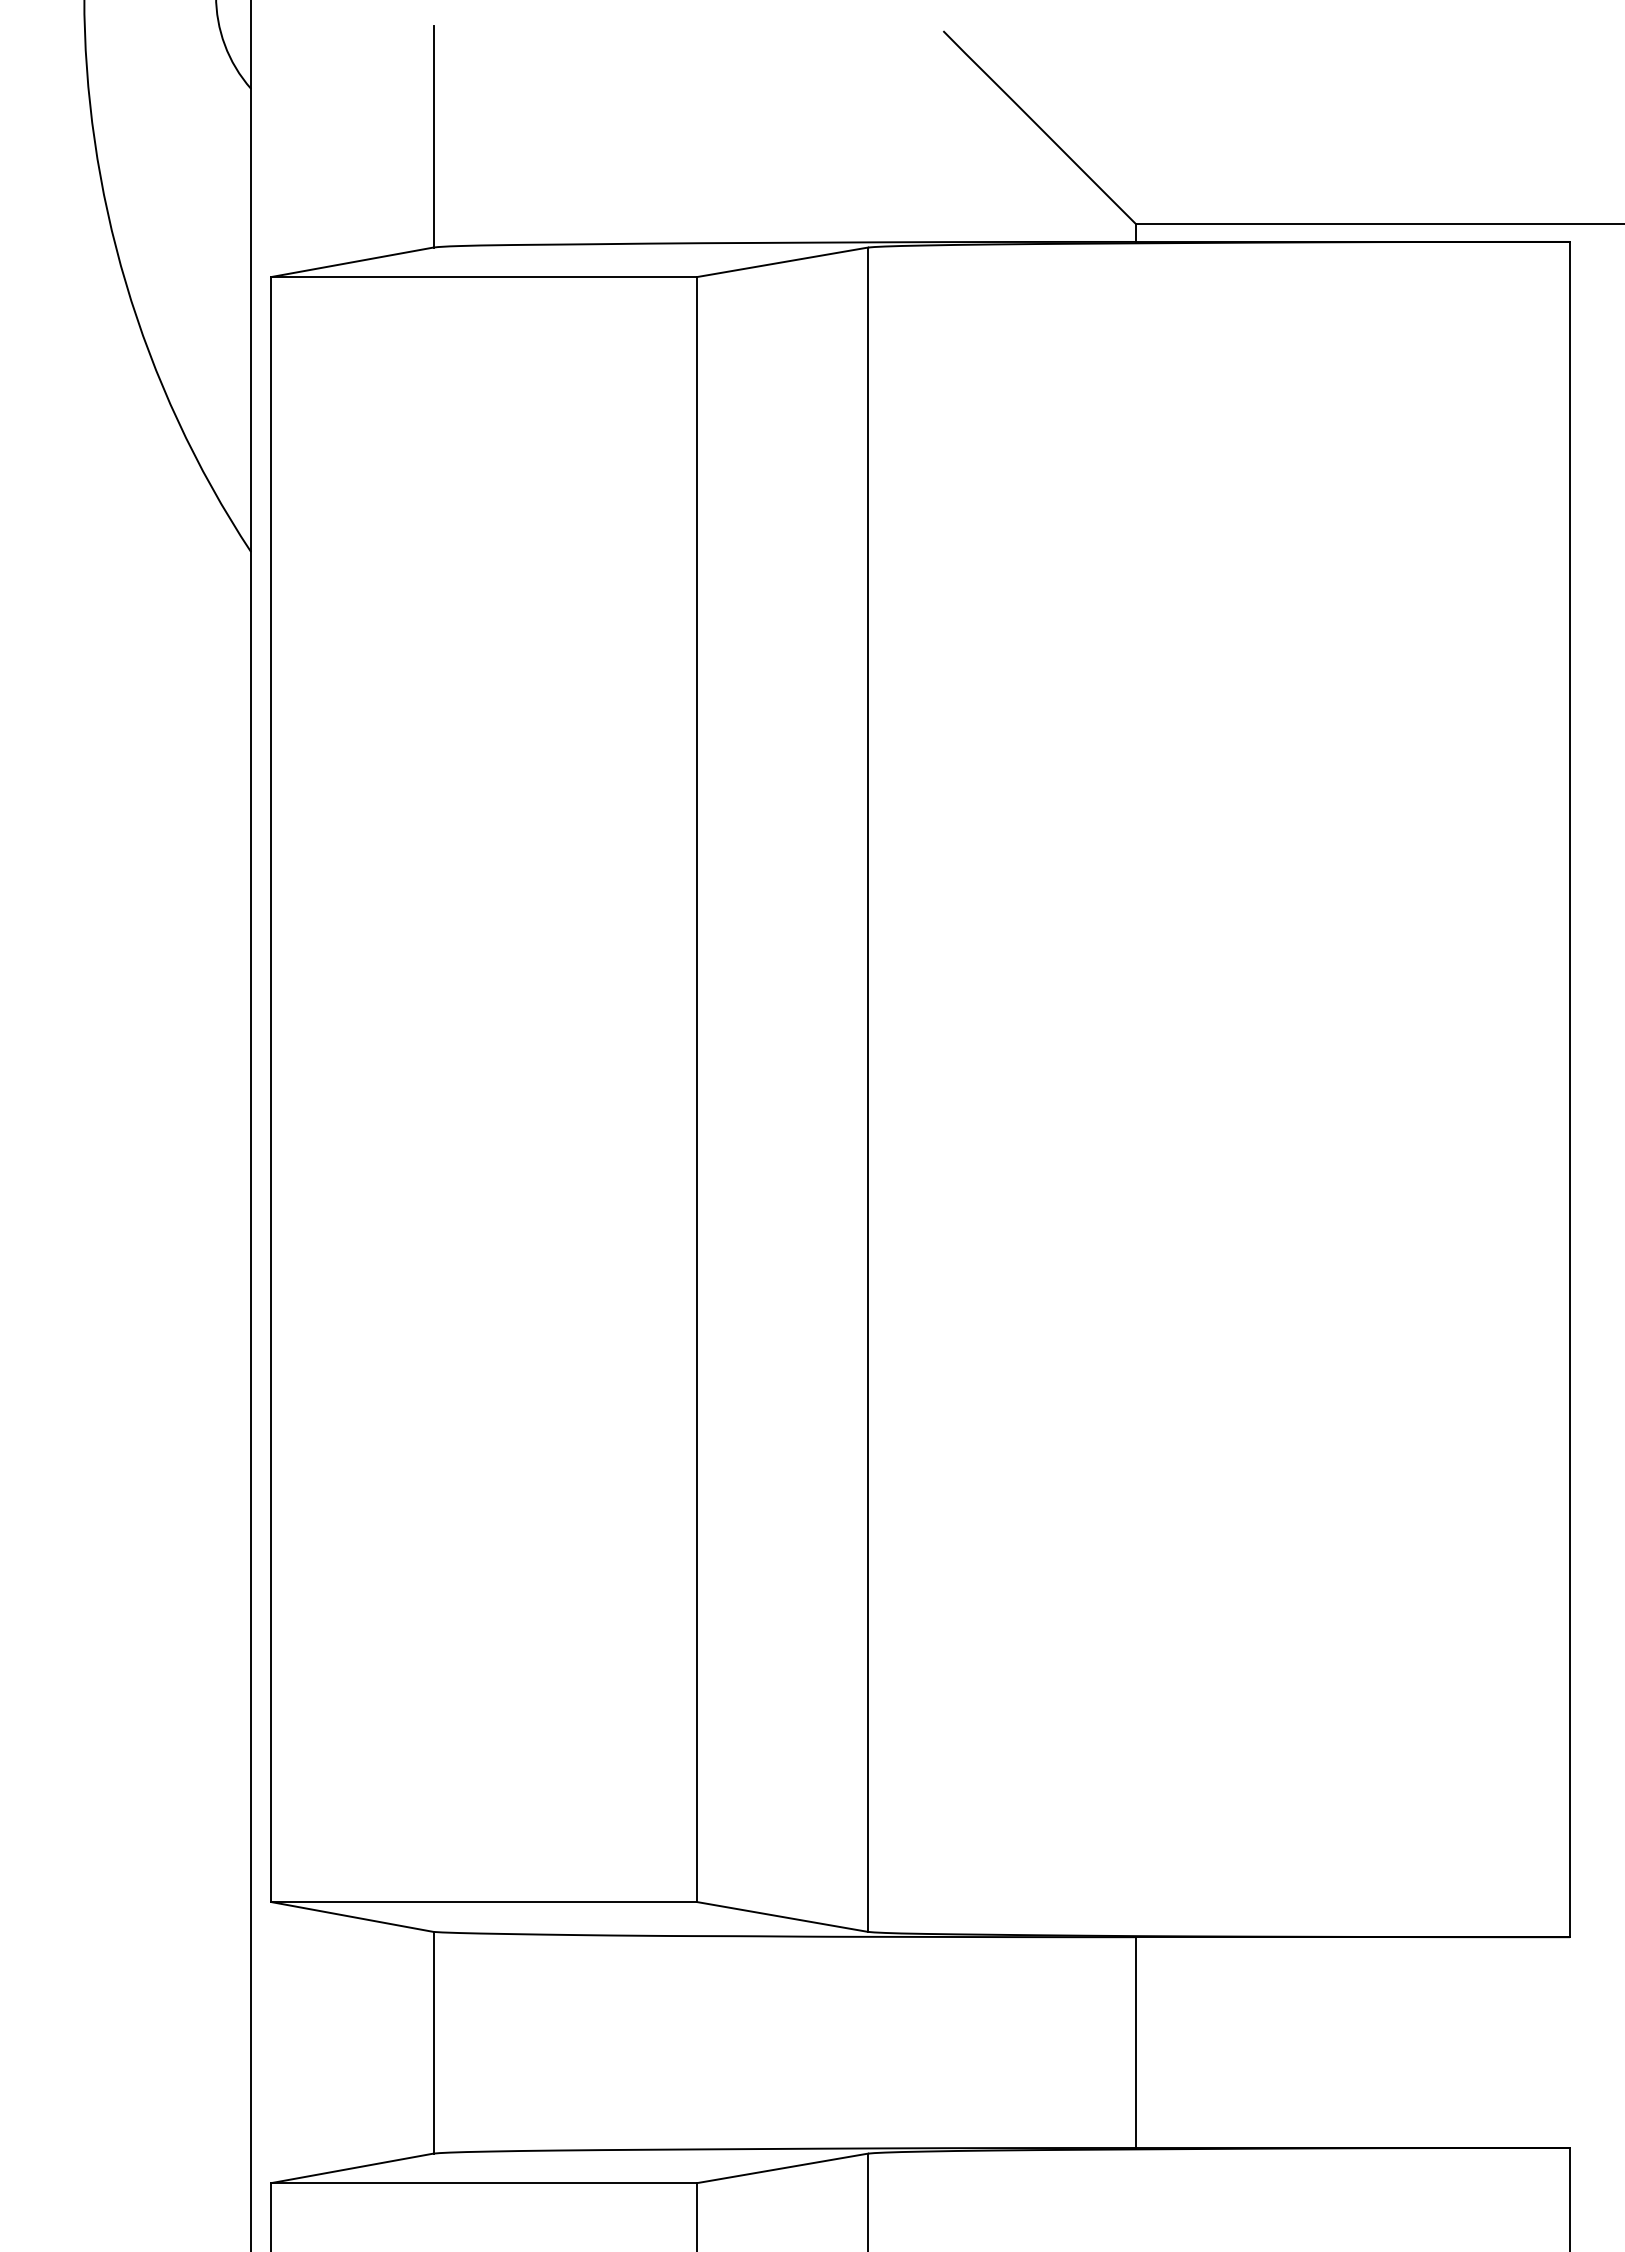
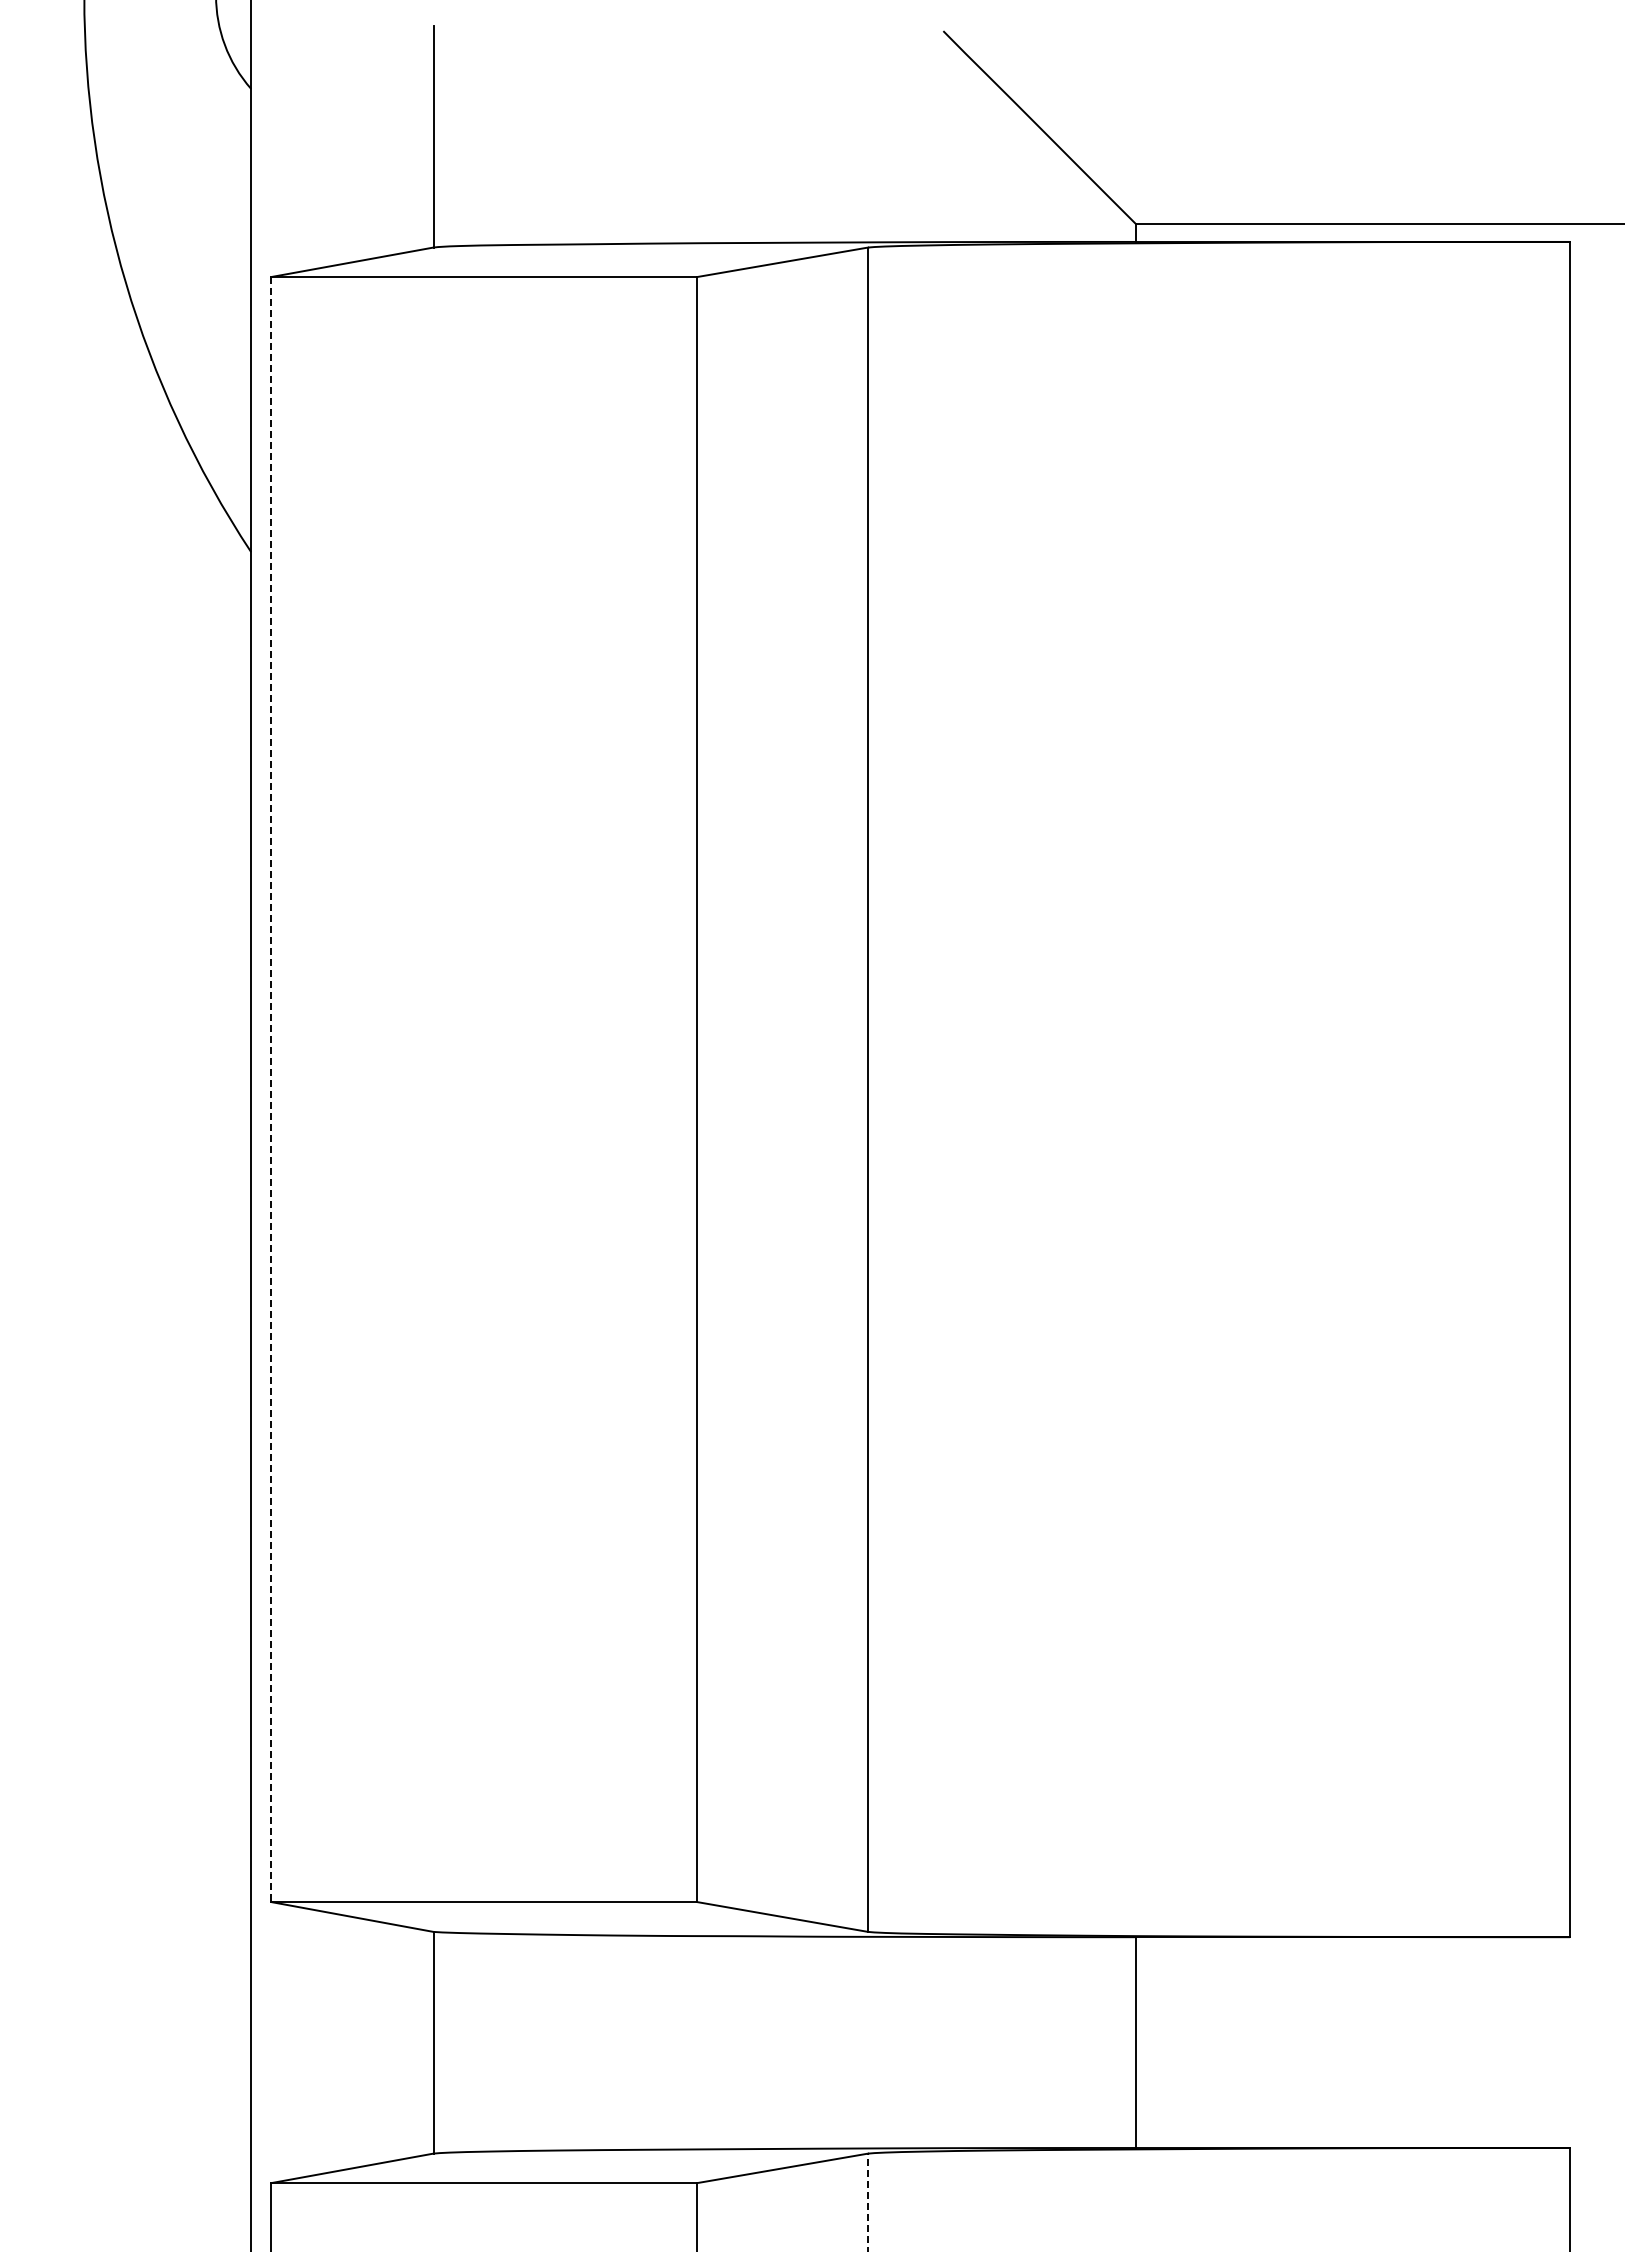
line: solid -> dashed (271, 1090)
line: solid -> dashed (868, 2202)
